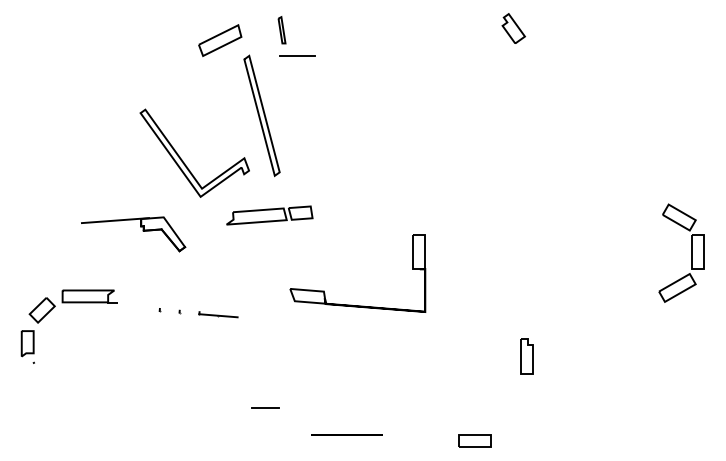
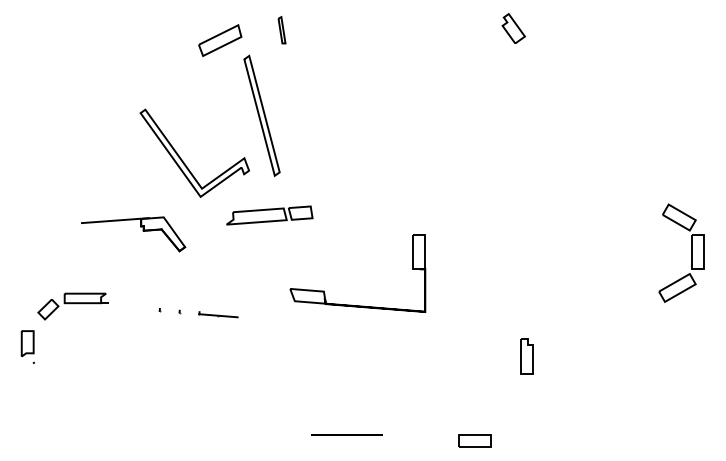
line: present -> none (297, 55)
part size: 90x35 px -> 72x29 px (72, 306)
line: present -> none (265, 407)
